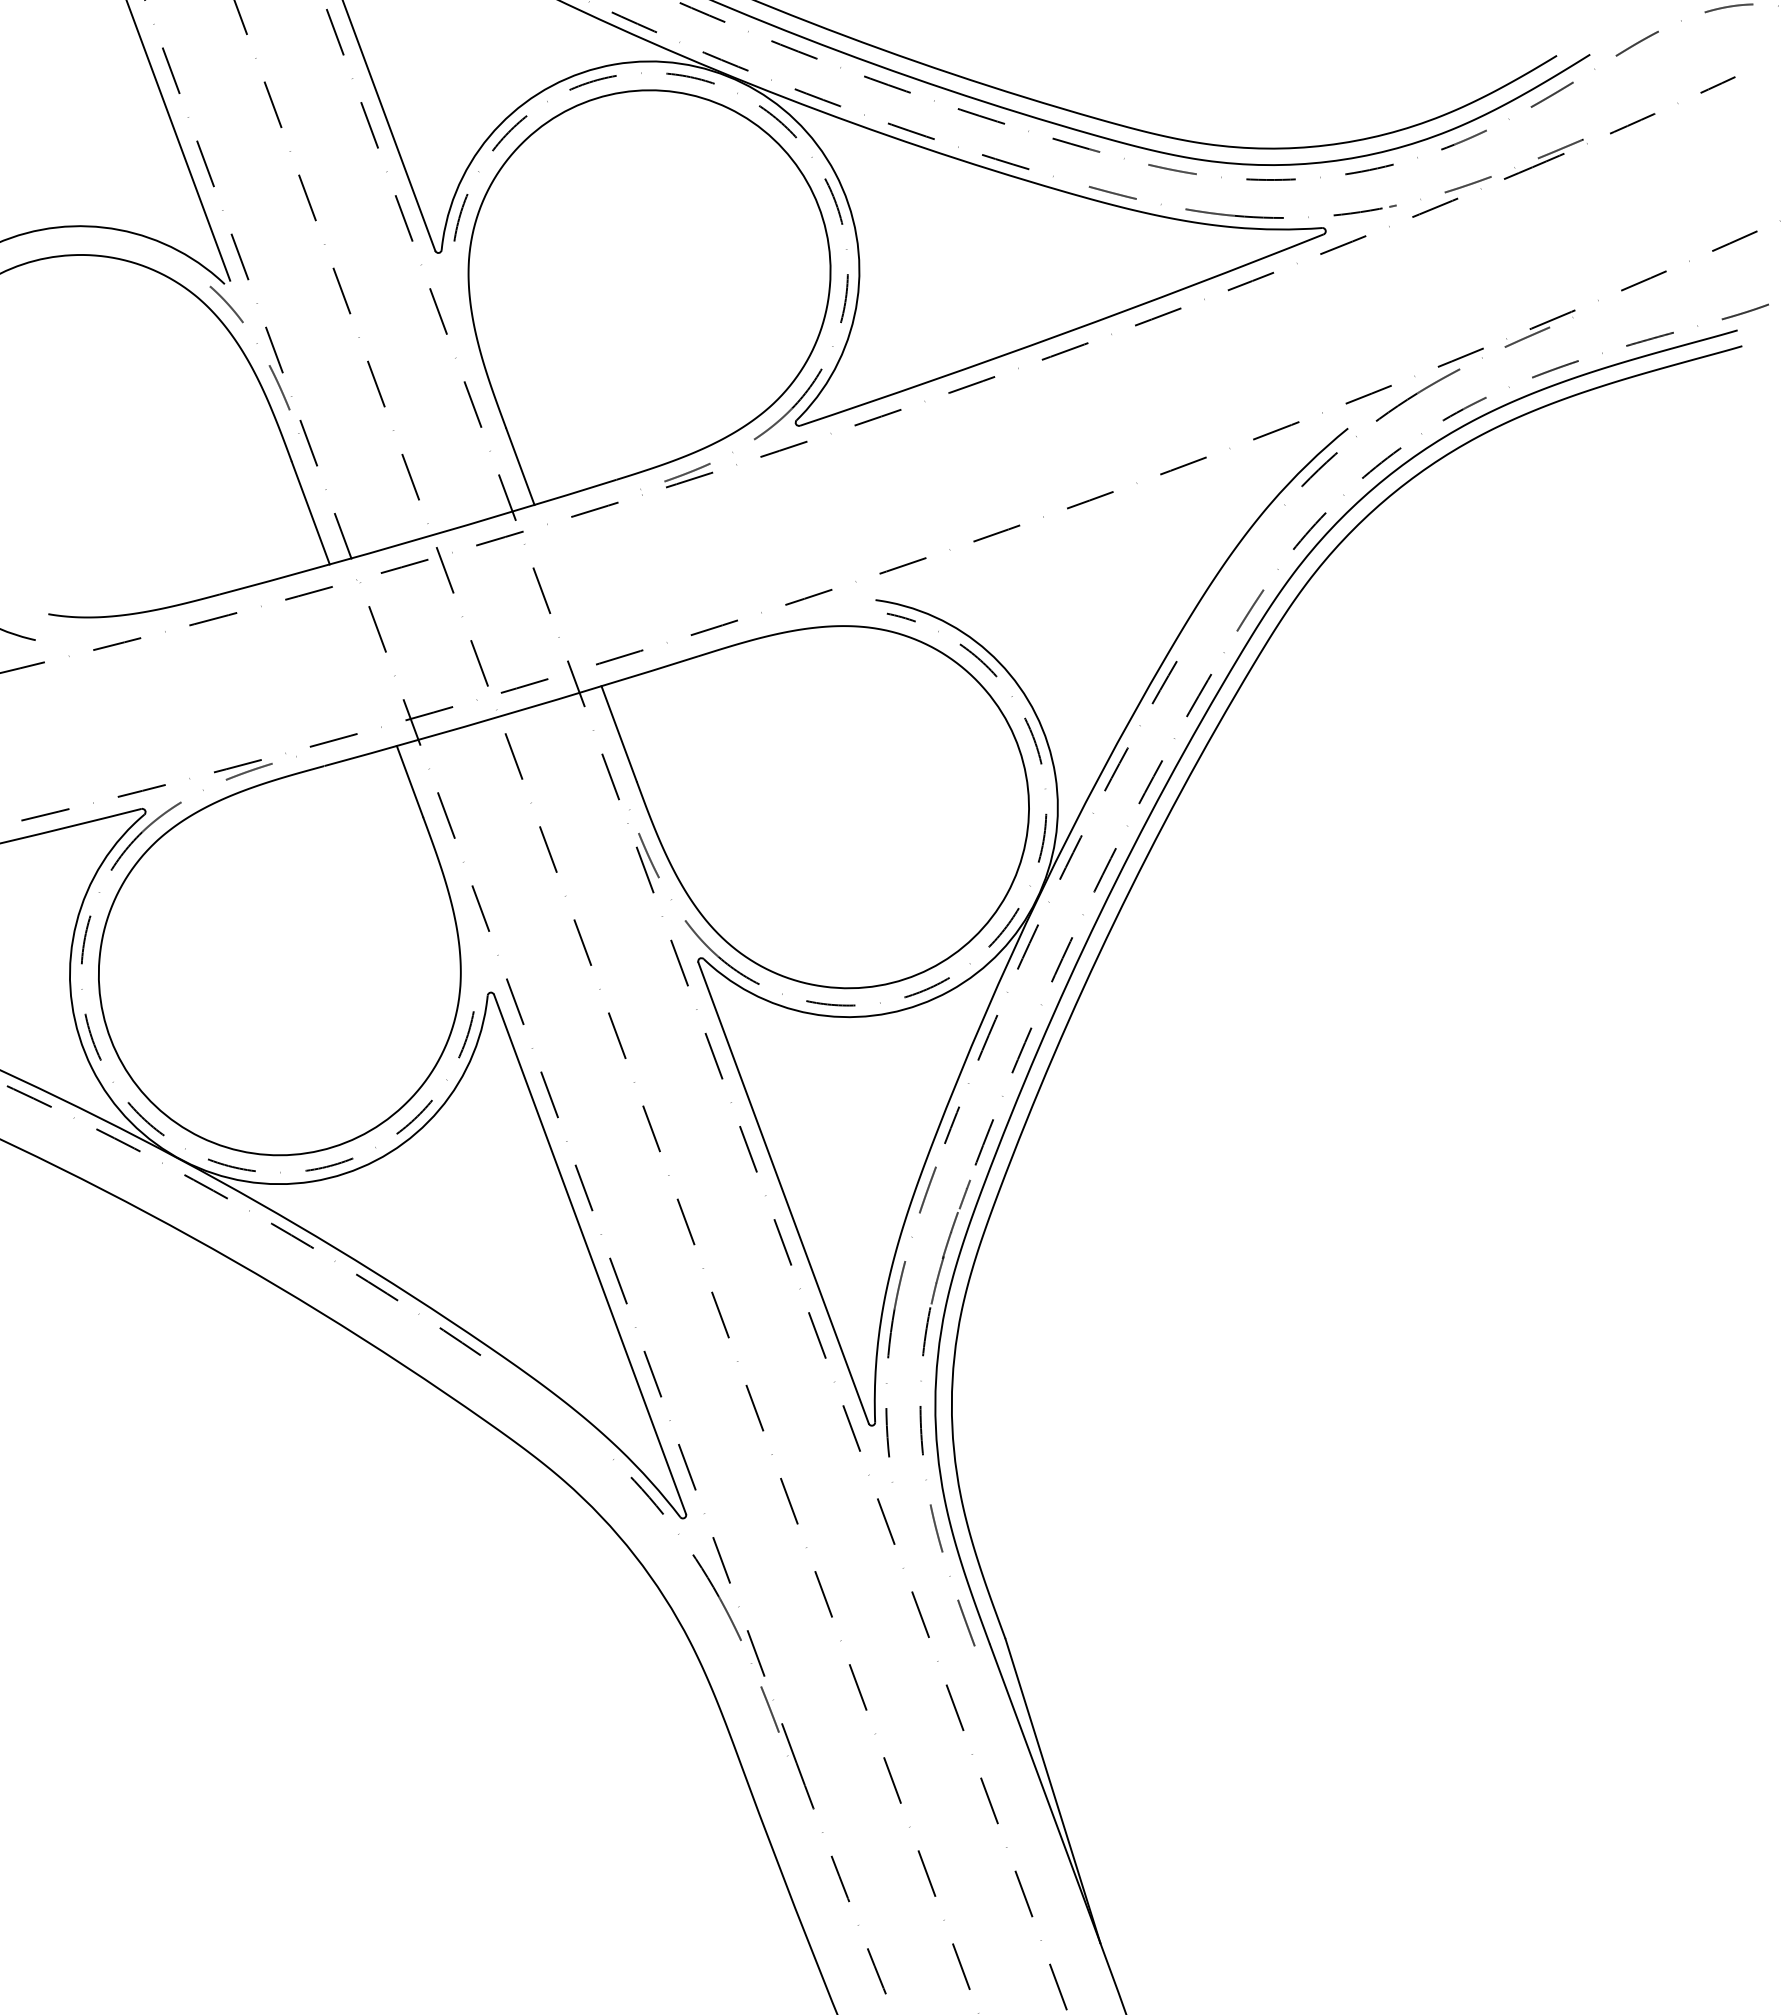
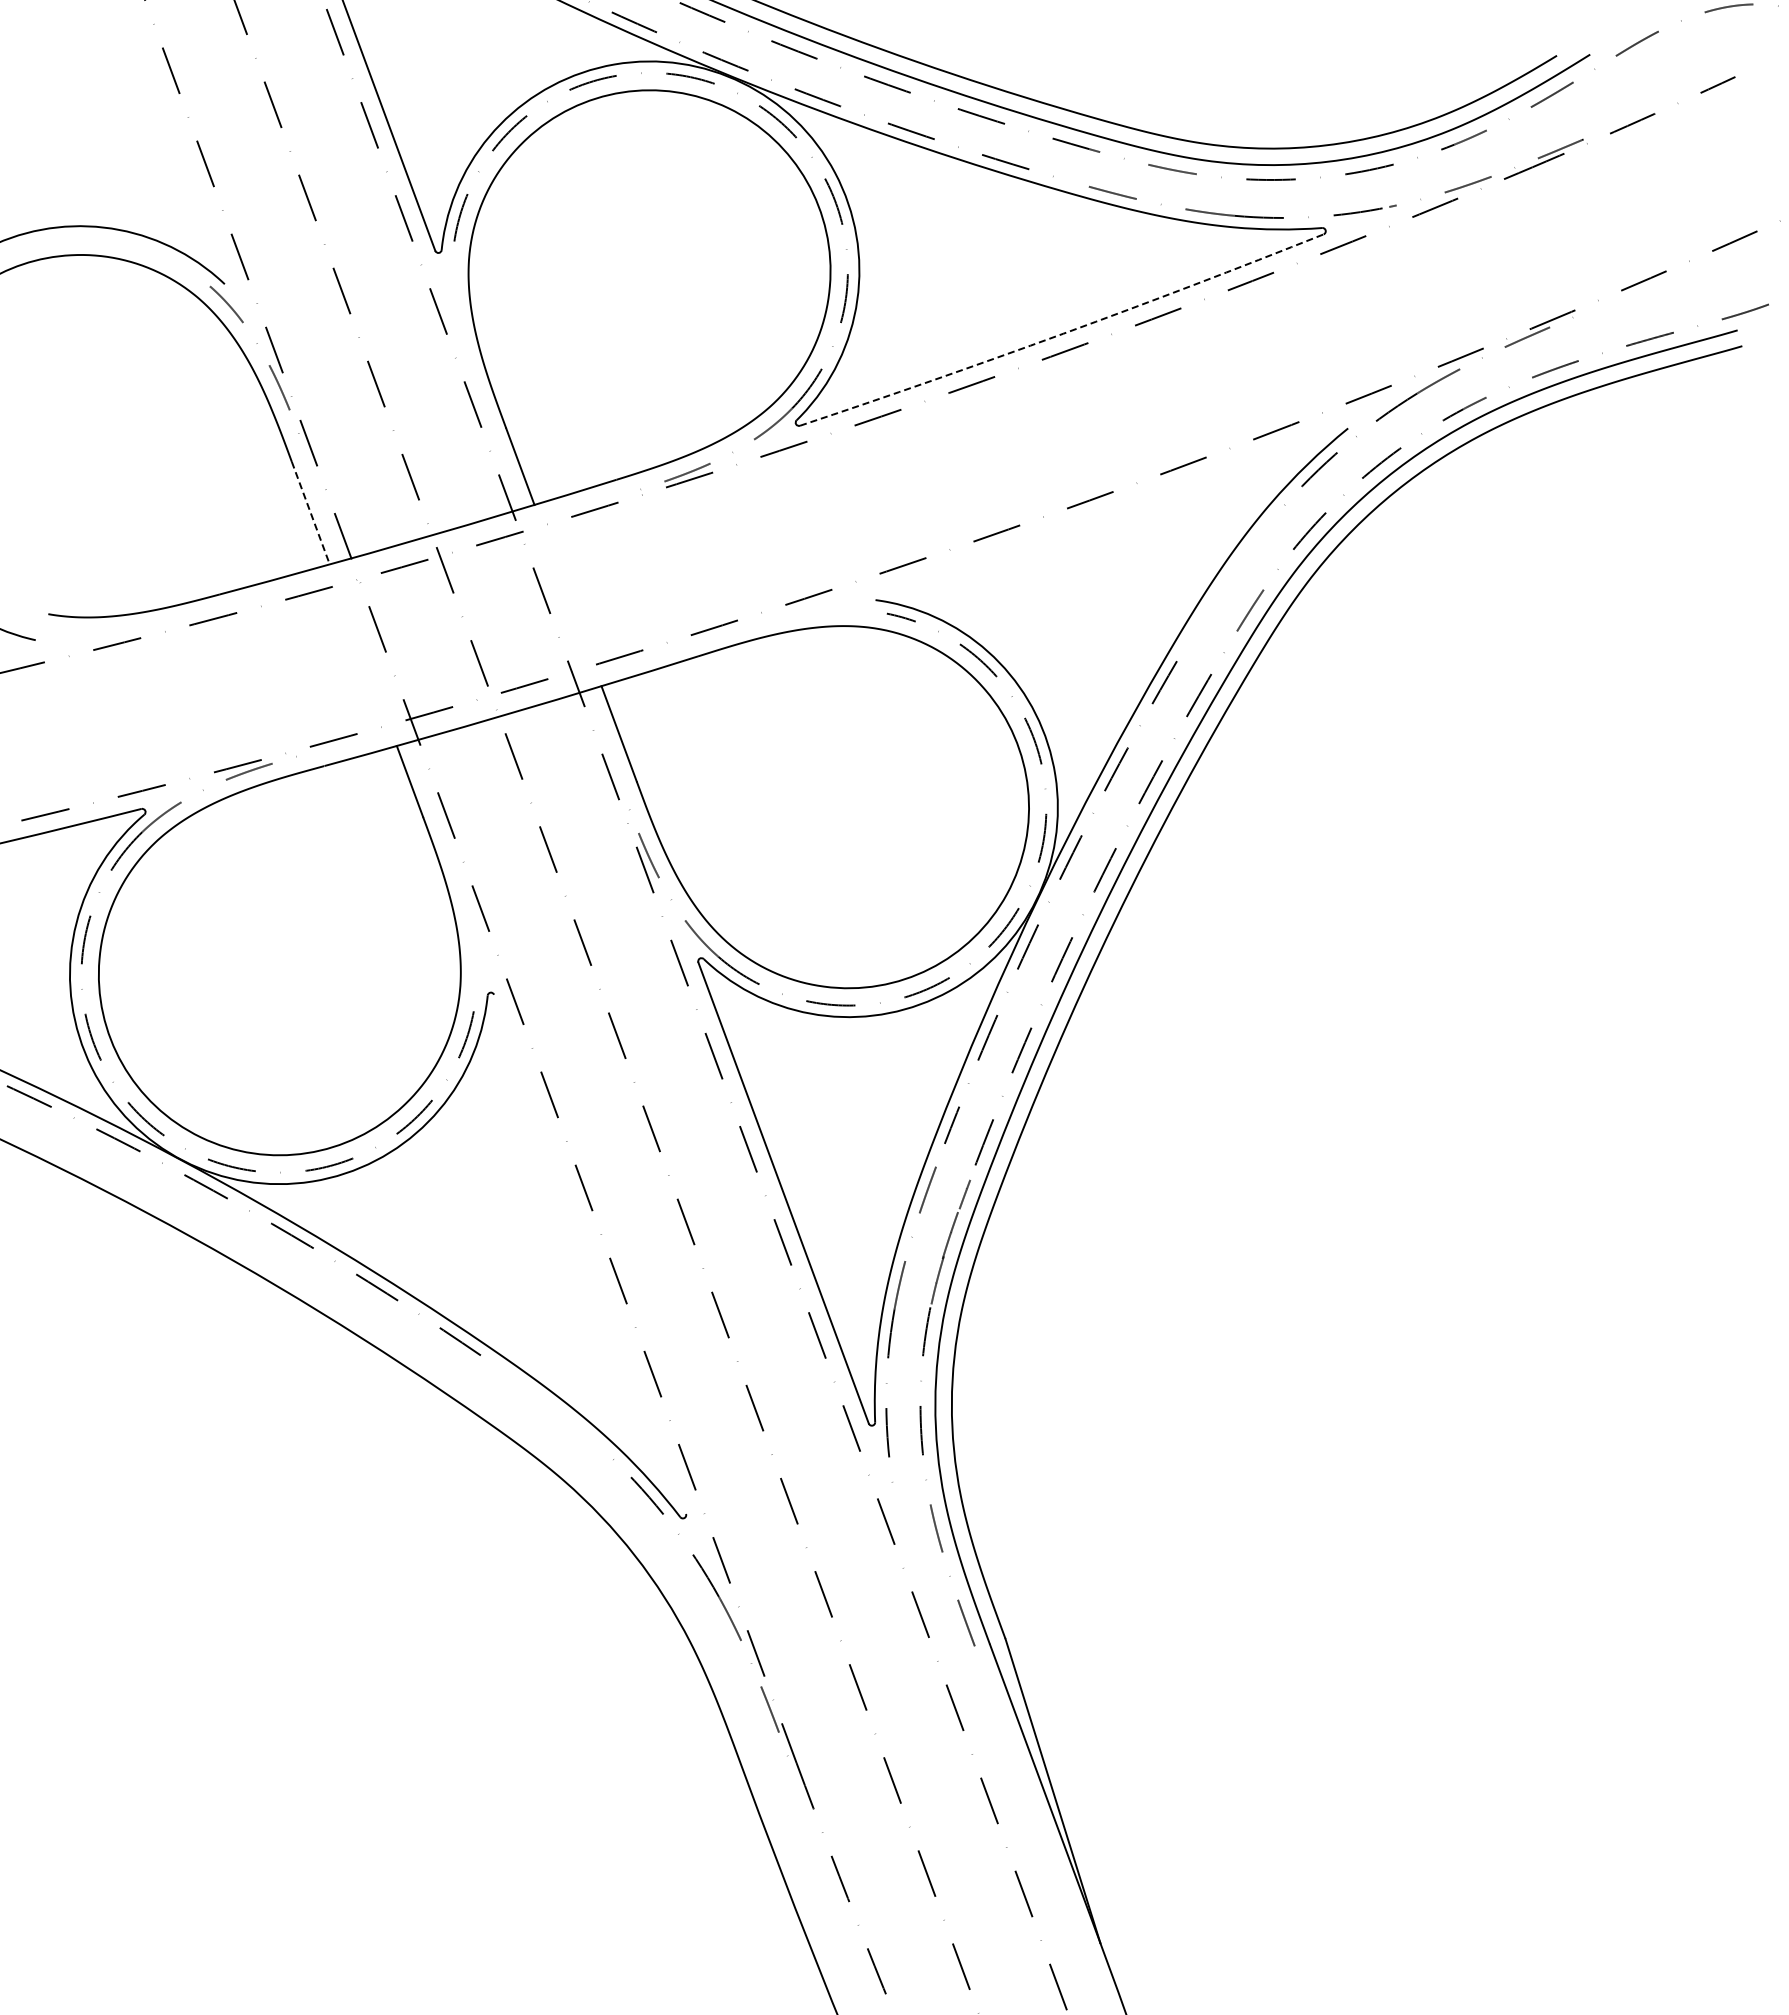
line: present -> none (178, 141)
arc: solid -> dashed (1063, 333)
line: solid -> dashed (310, 513)
line: present -> none (590, 1254)
